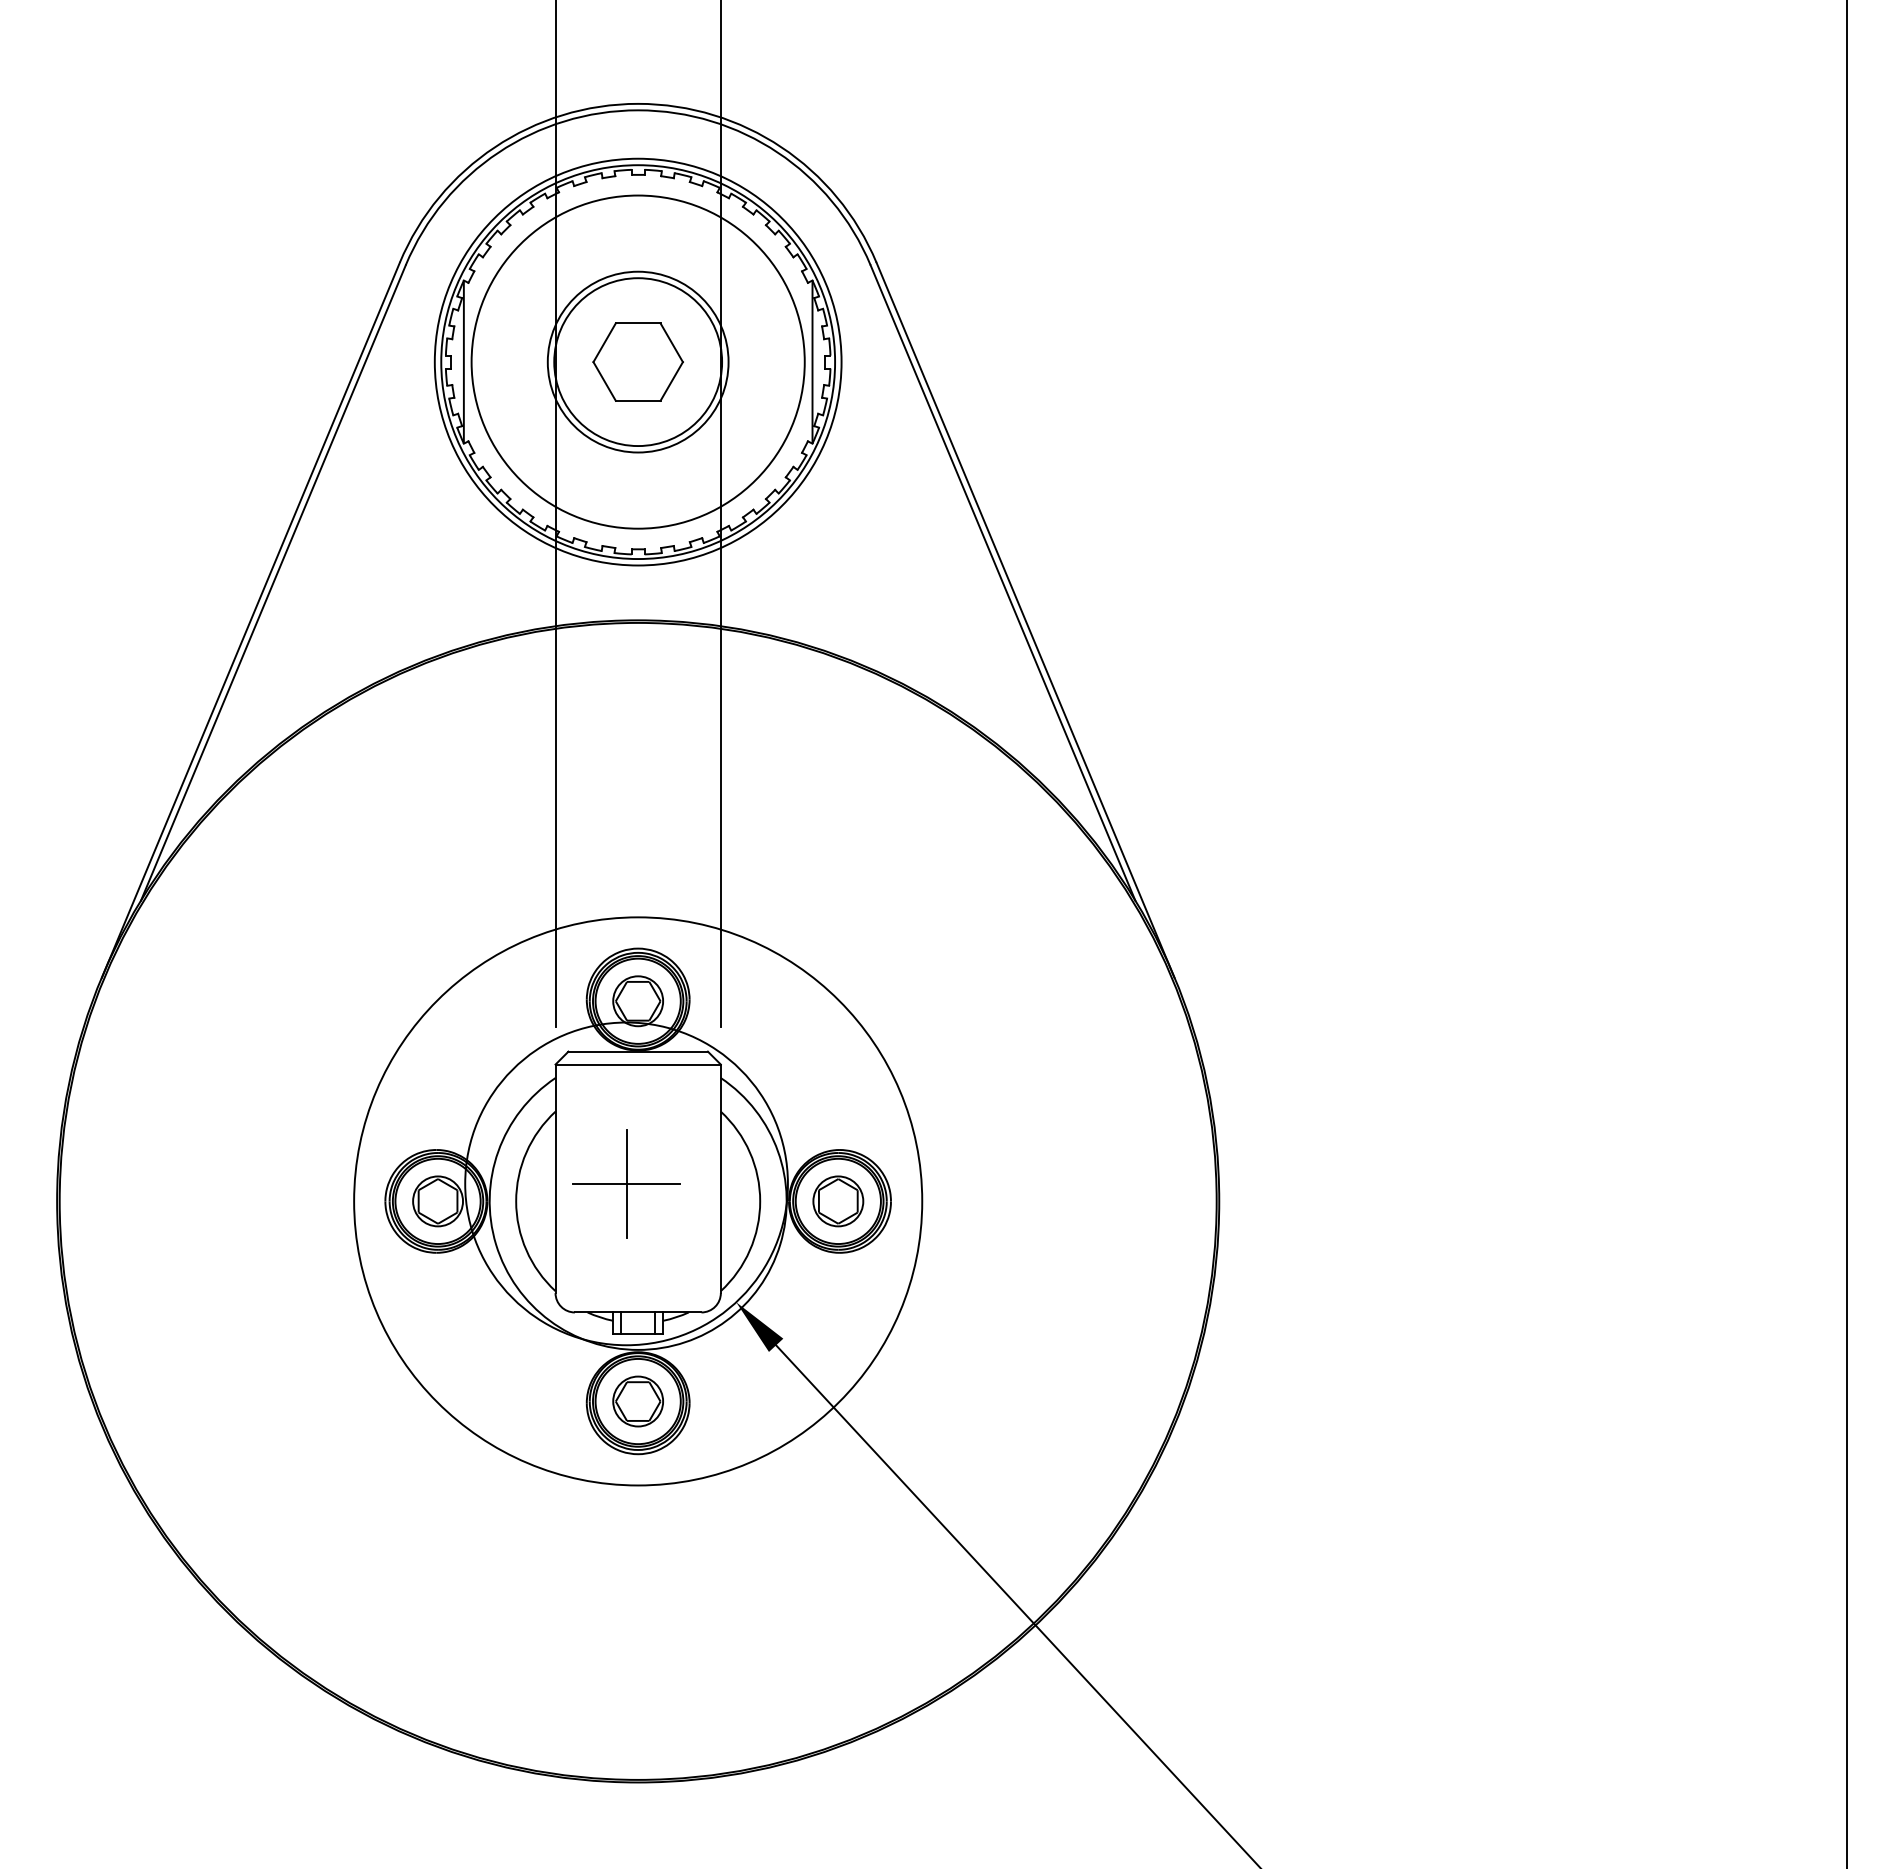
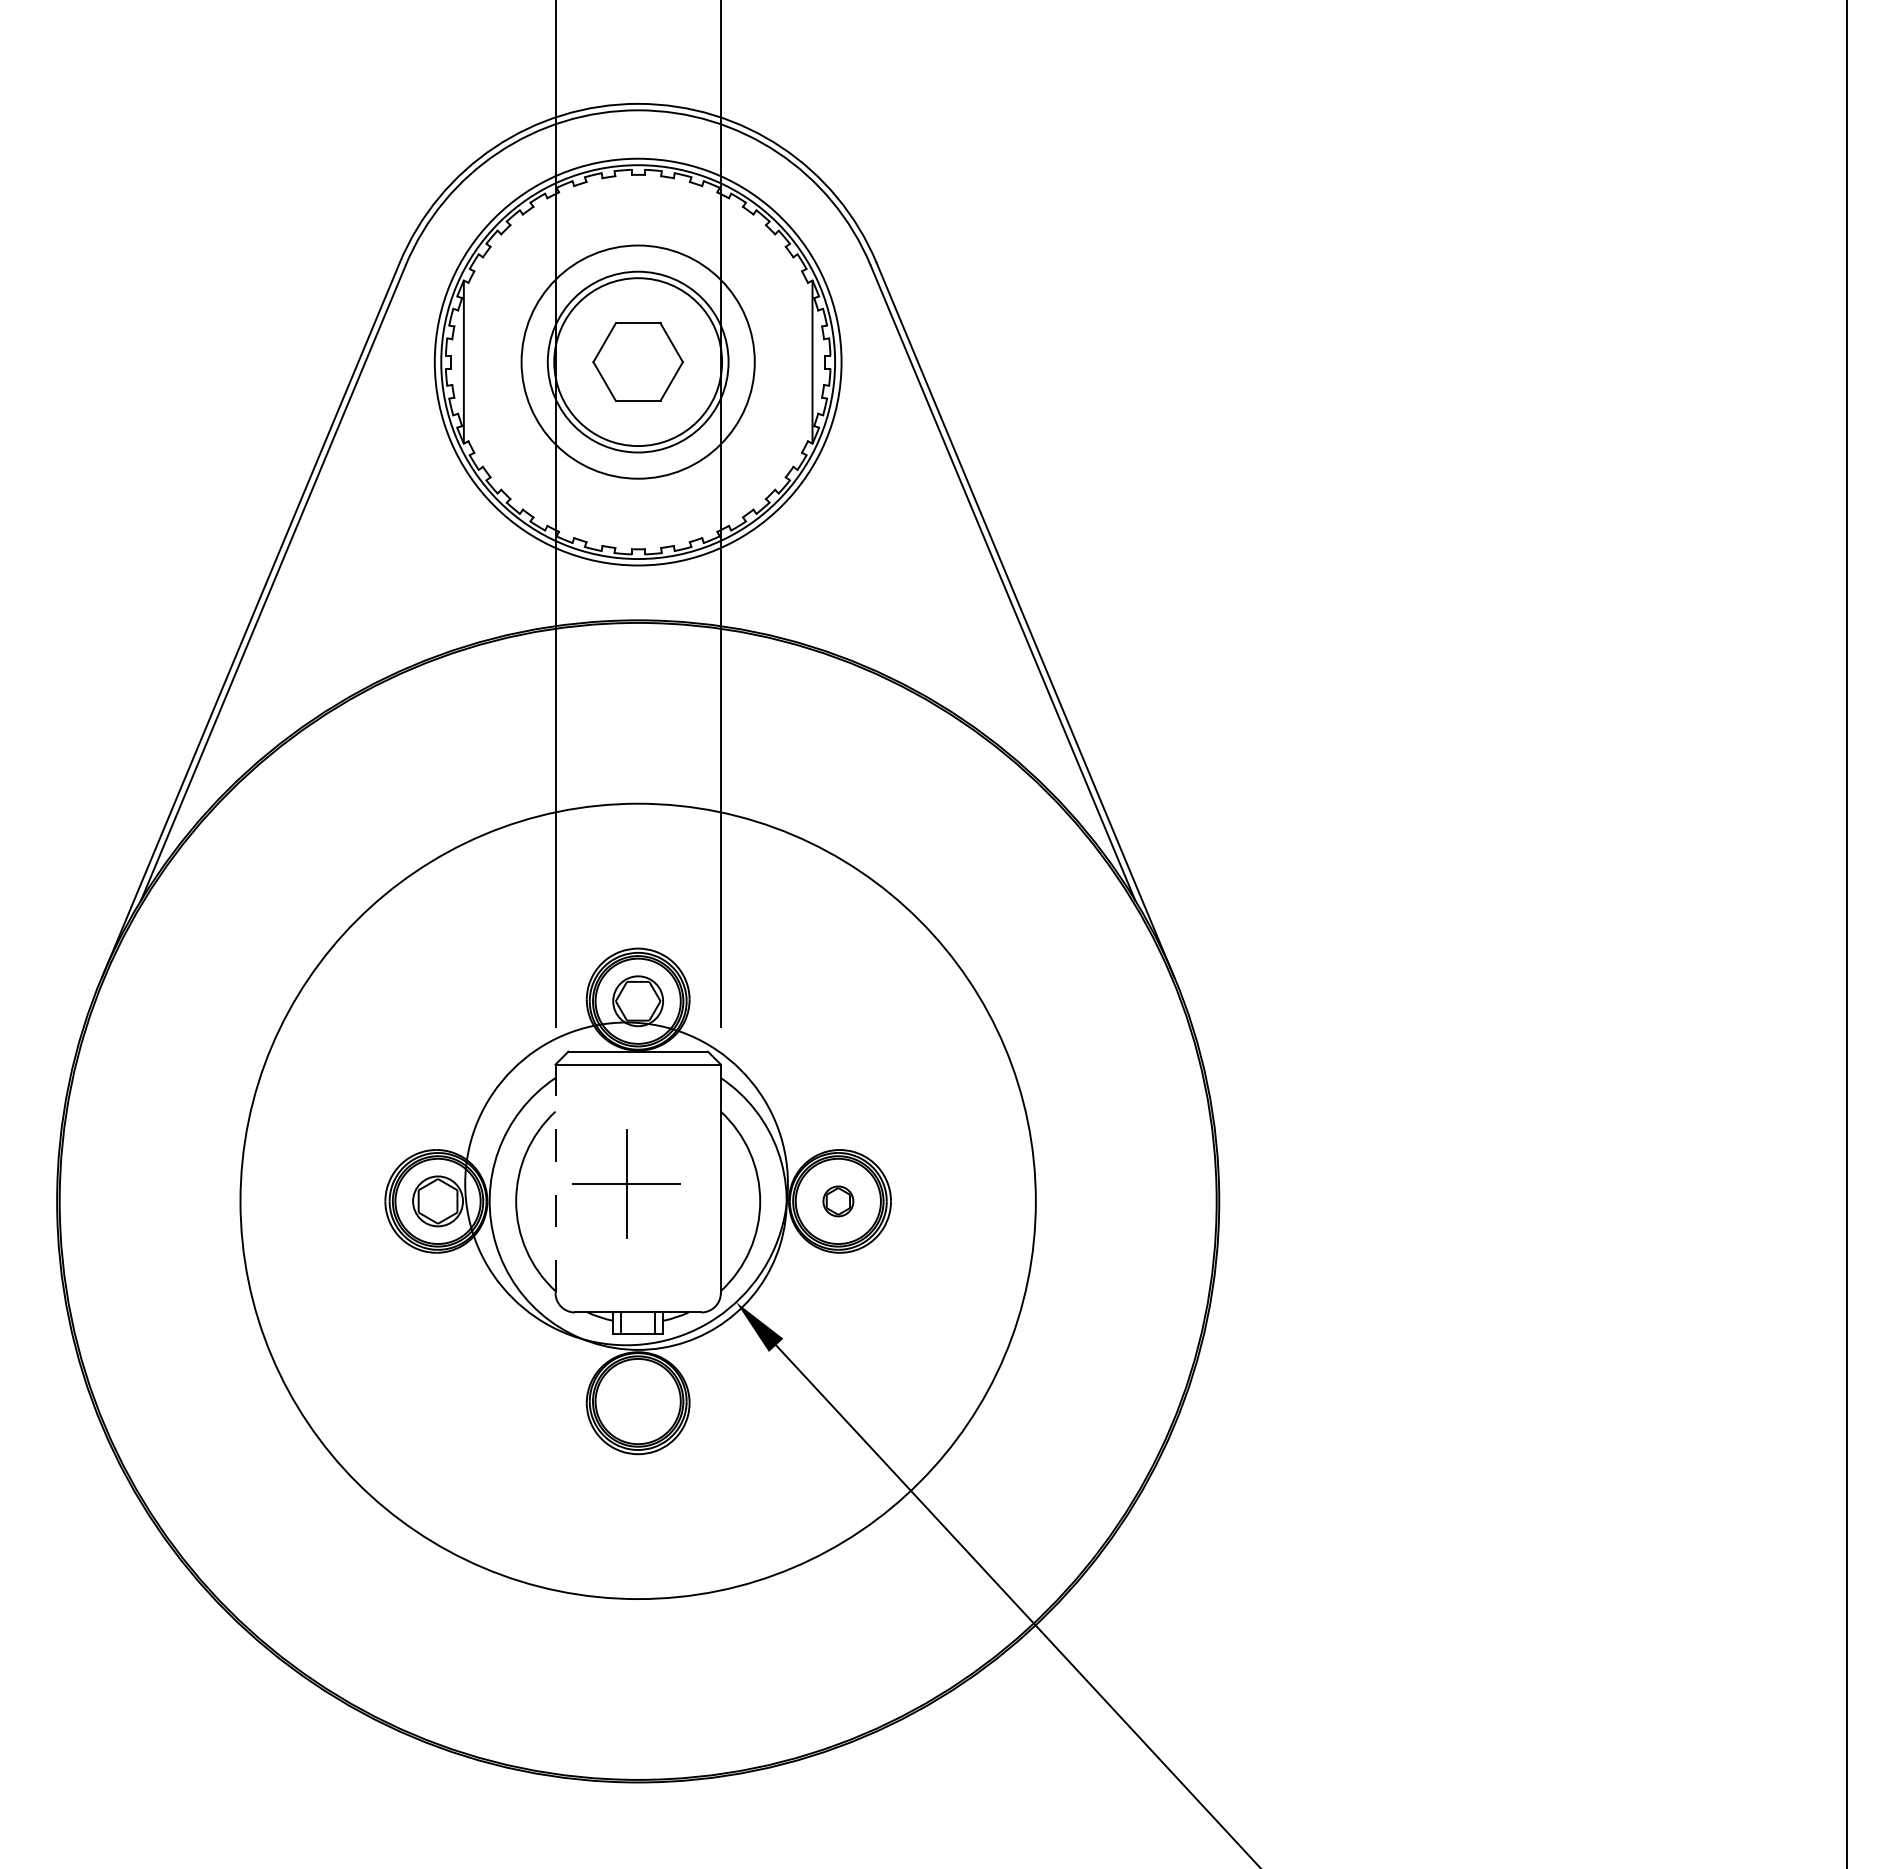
circle diameter: 333 px -> 233 px (637, 361)
line: solid -> dashed (555, 1178)
circle diameter: 568 px -> 795 px (637, 1201)
part size: 53x53 px -> 33x33 px (838, 1201)
part: present -> none (637, 1401)
